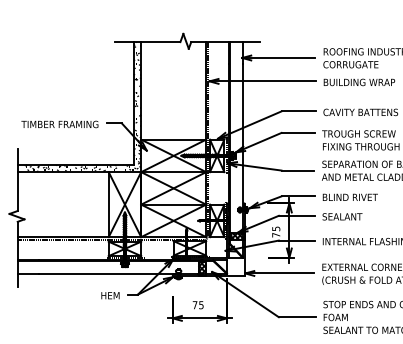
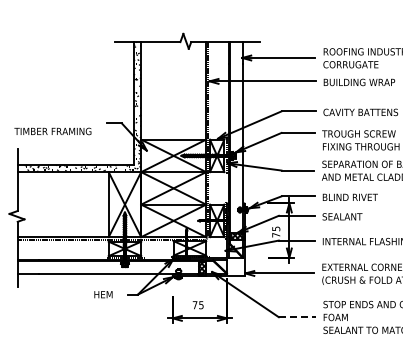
text position: (59, 124) -> (52, 131) (52, 131)
text position: (110, 295) -> (103, 294) (103, 294)
line: solid -> dashed (297, 317)
